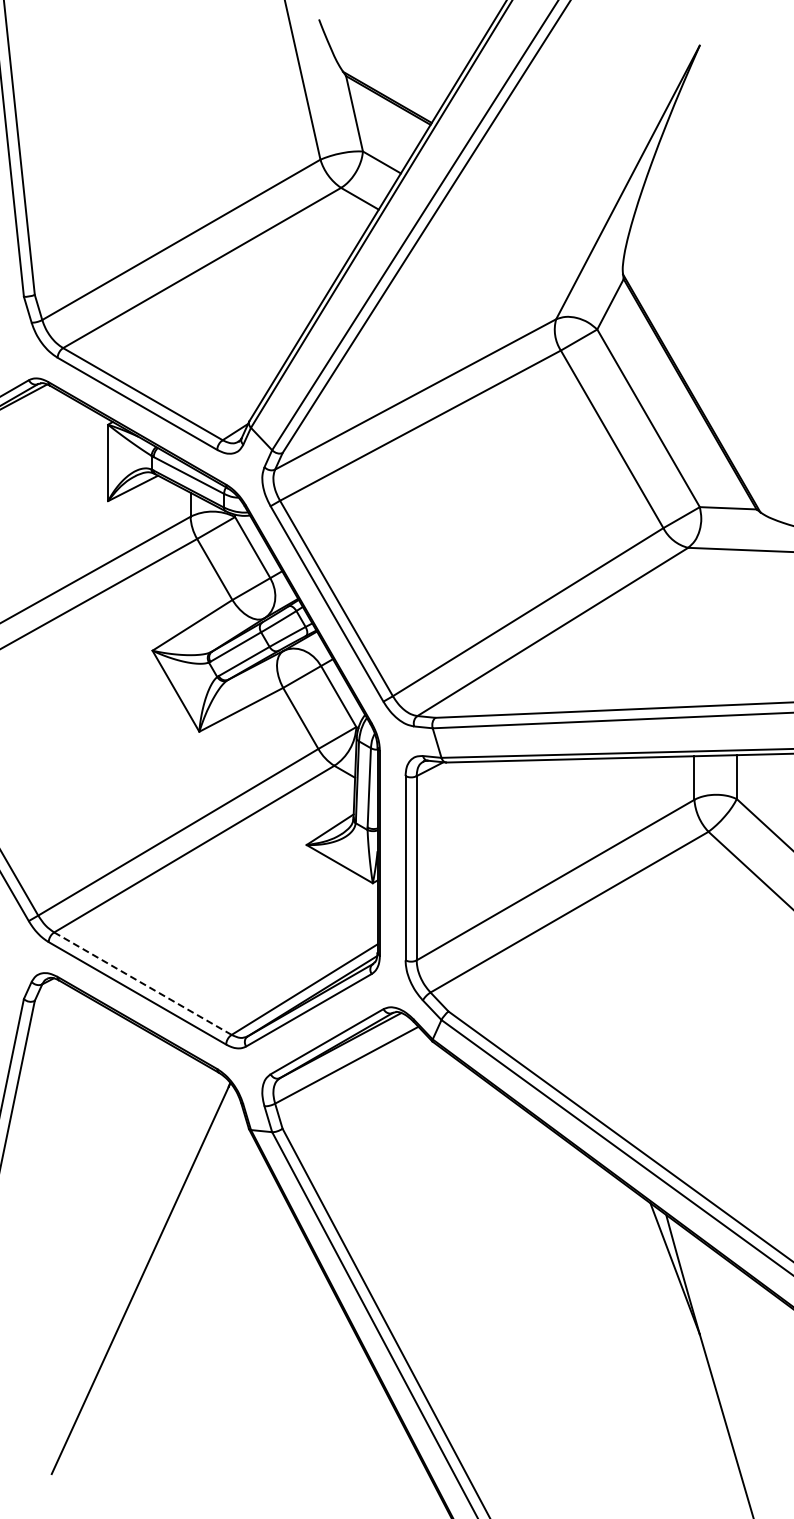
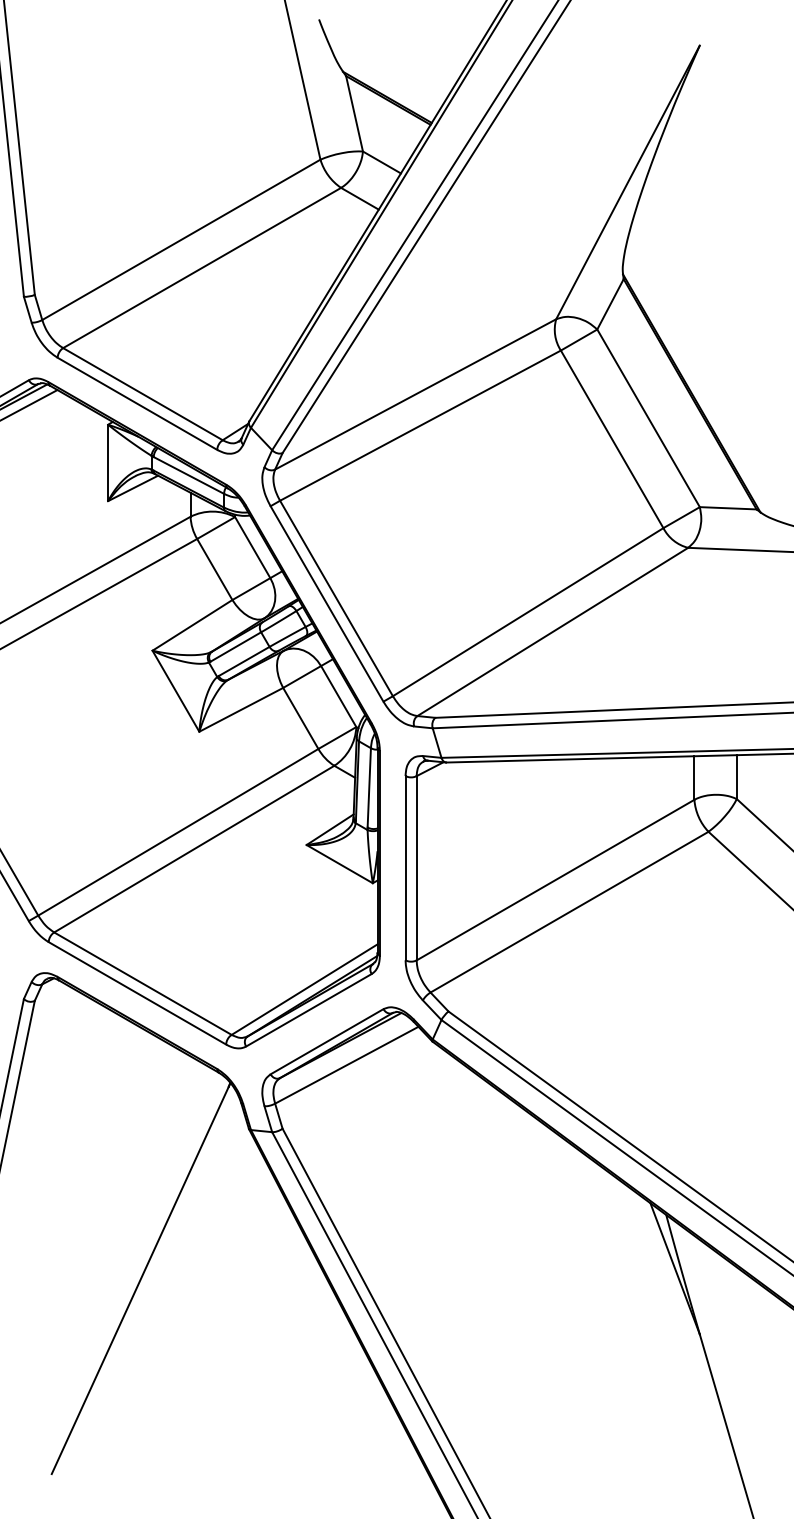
line: none -> present (29, 404)
line: dashed -> solid (142, 983)
